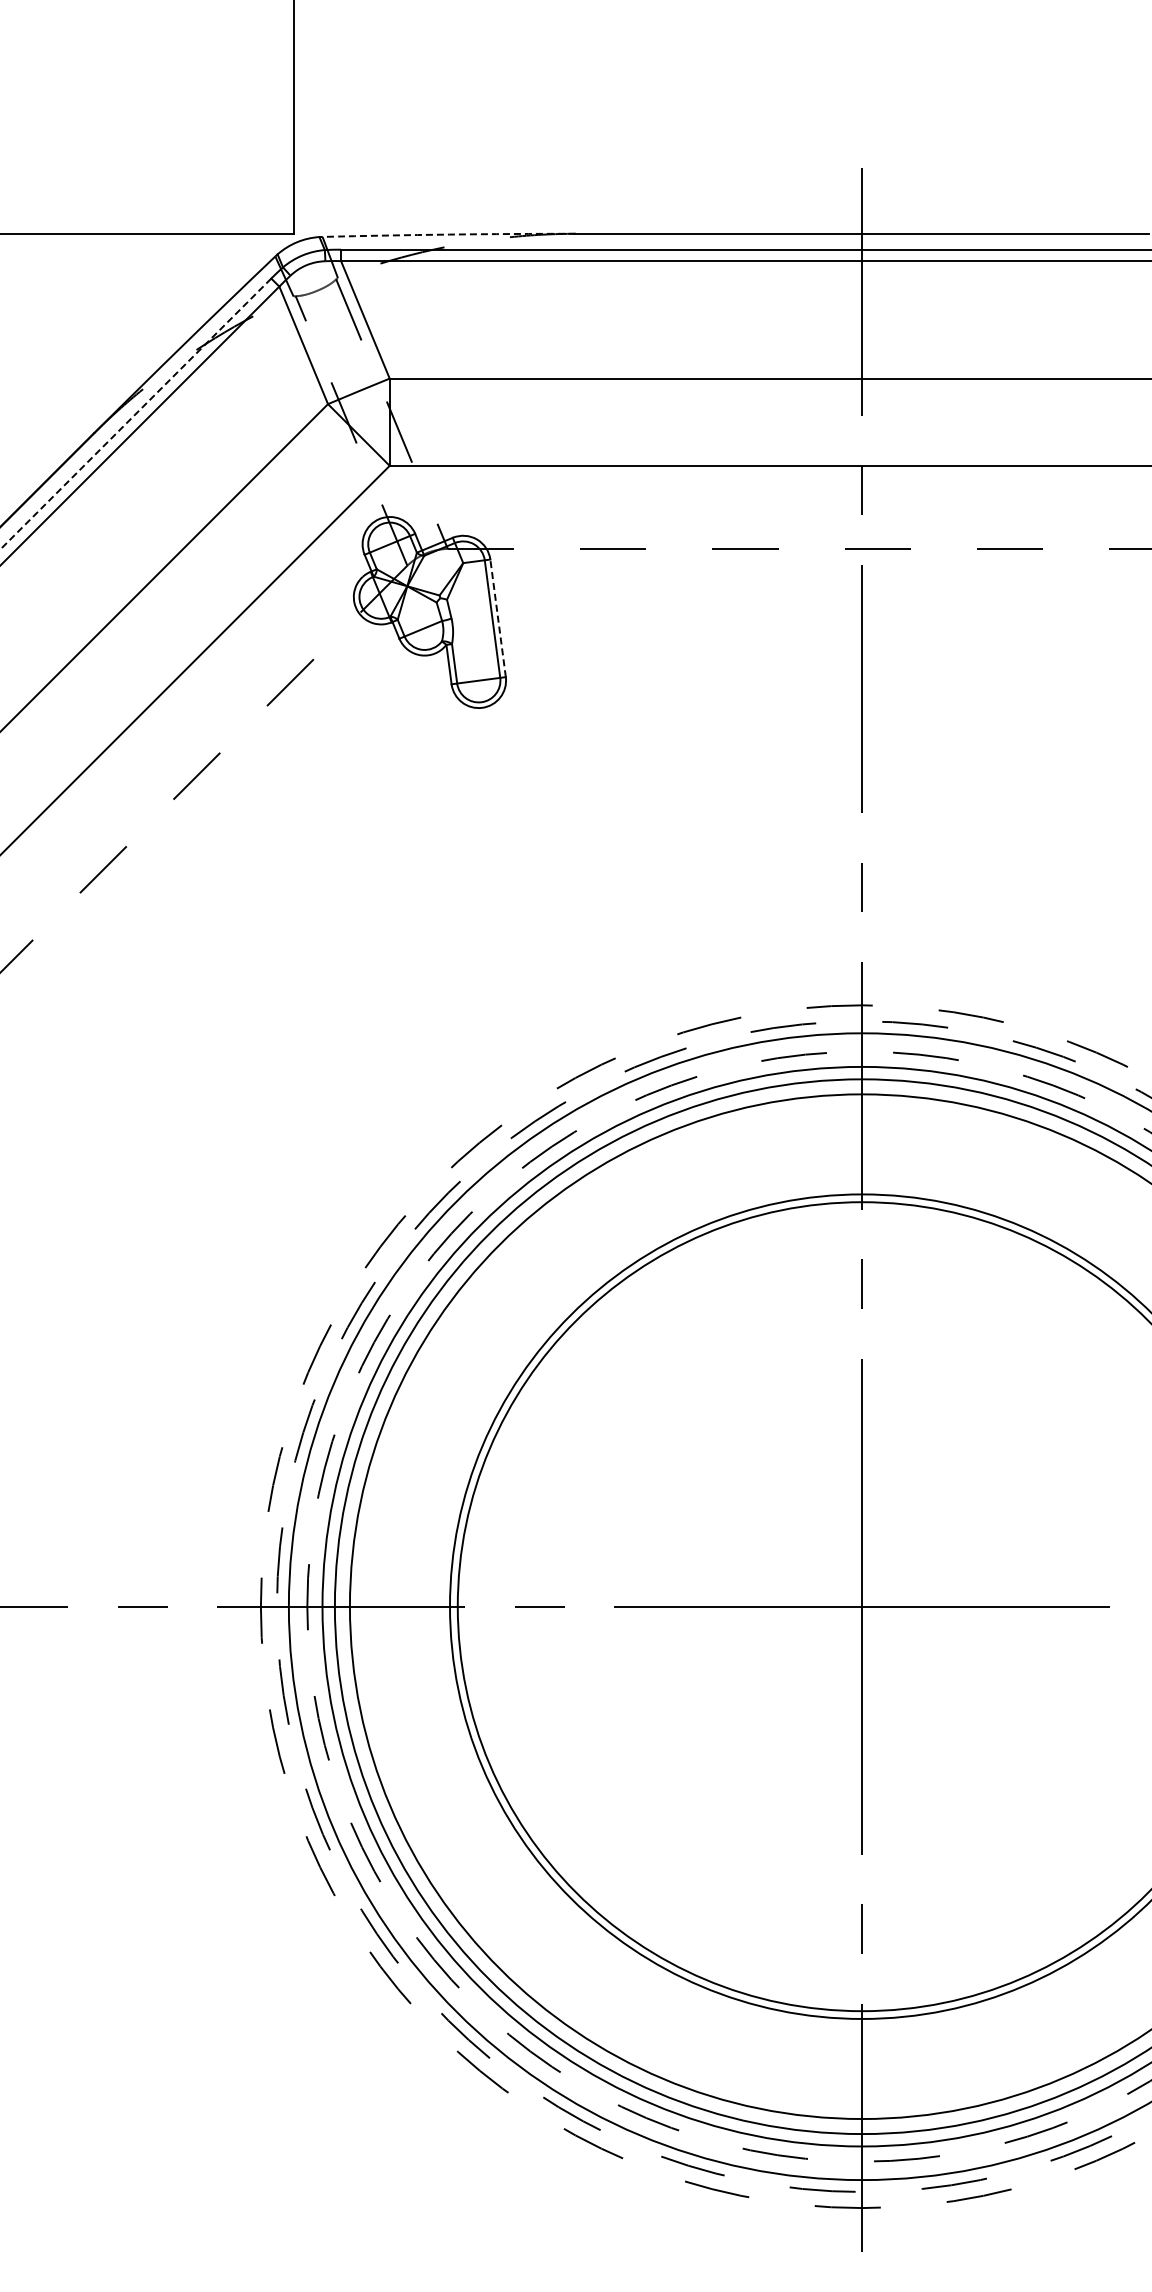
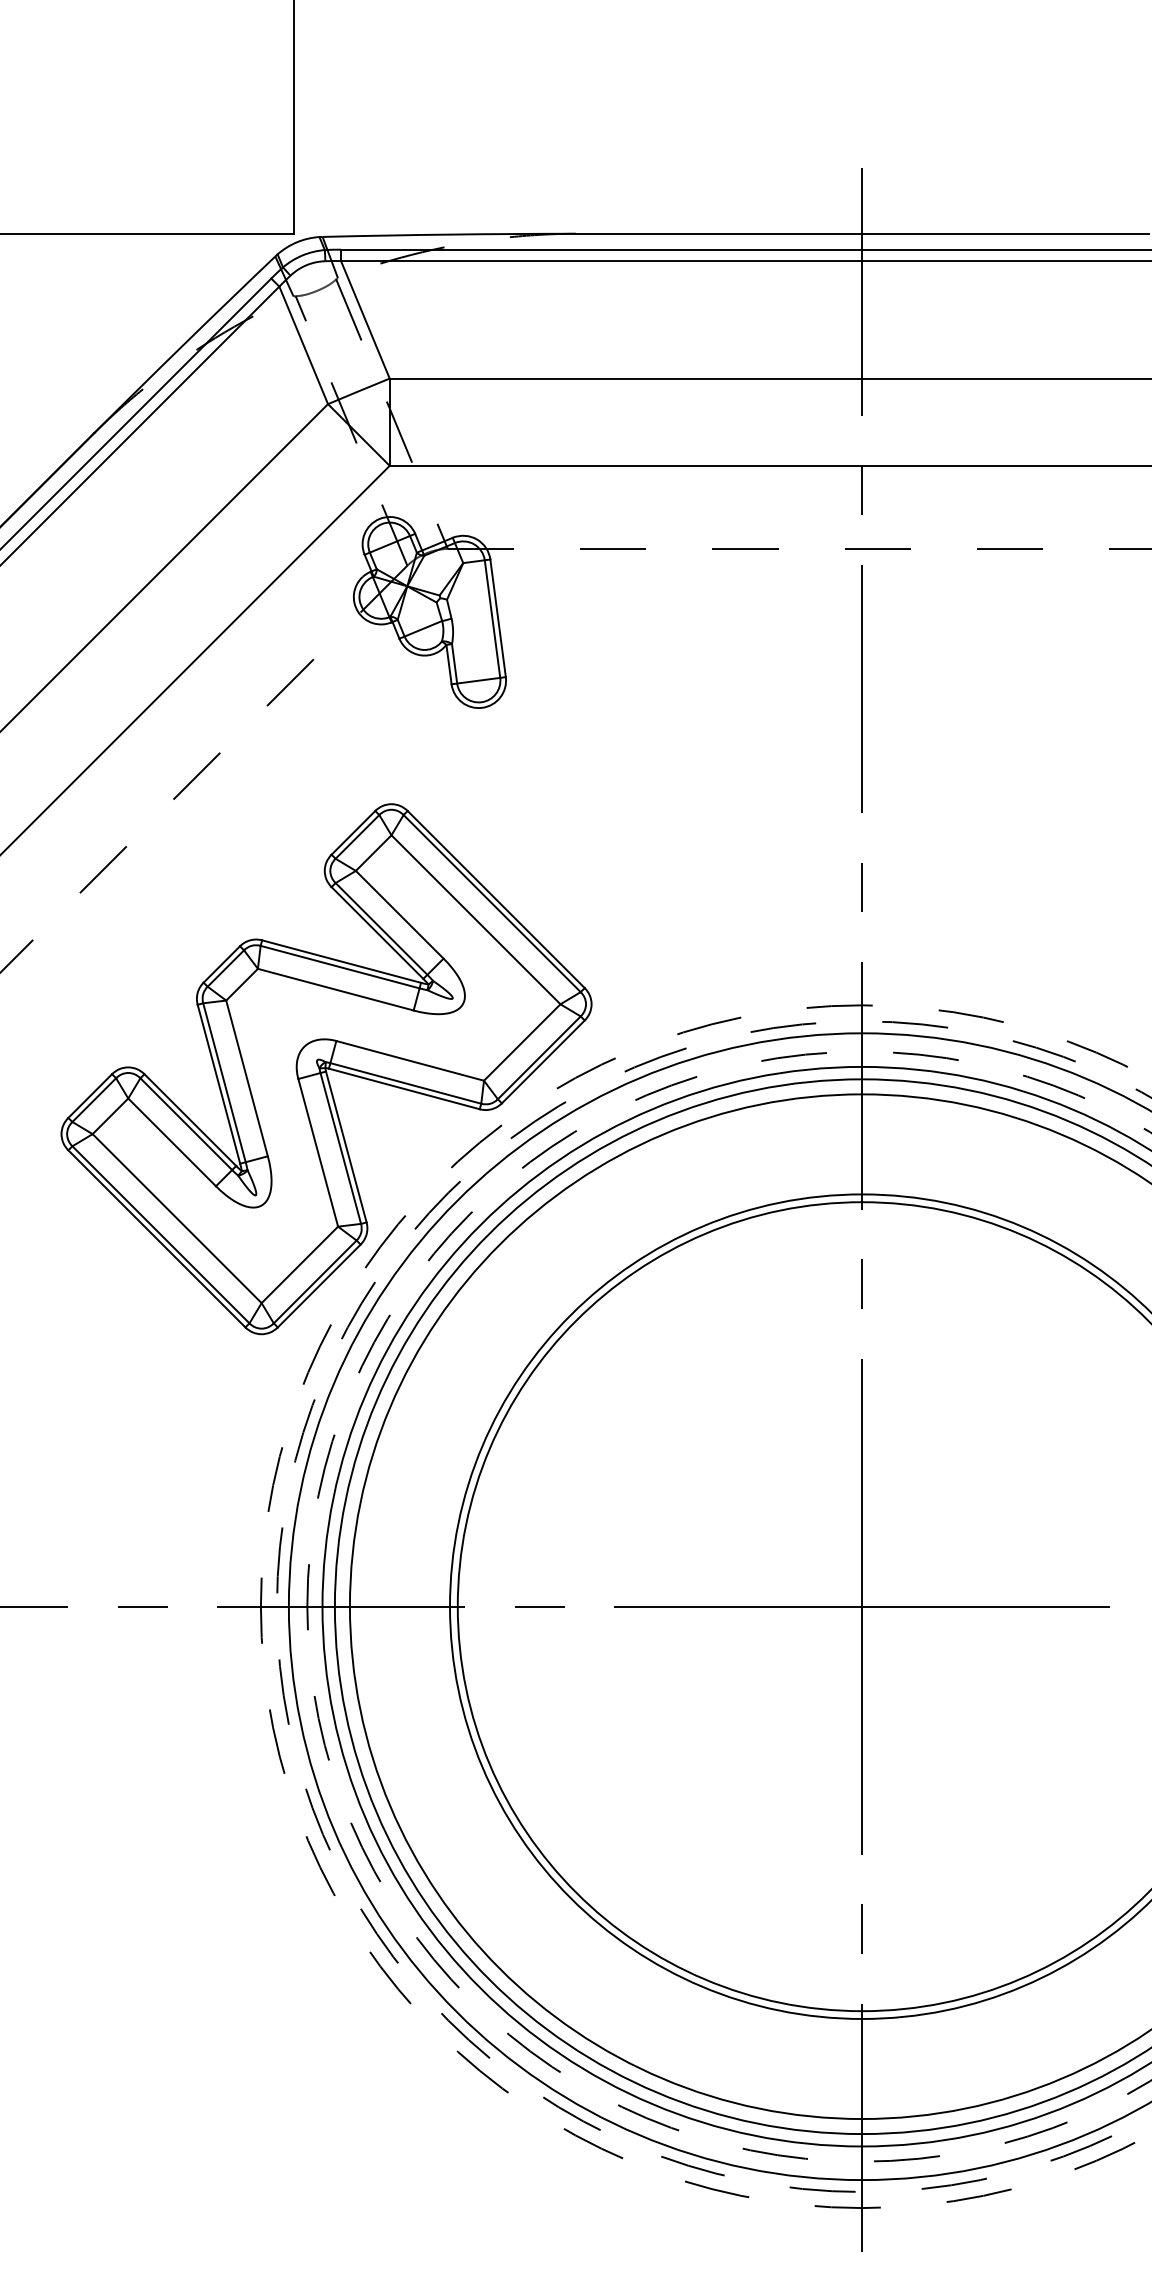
arc: dashed -> solid (449, 234)
line: dashed -> solid (135, 414)
line: dashed -> solid (498, 617)
part: none -> present (326, 1069)
